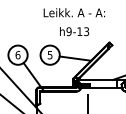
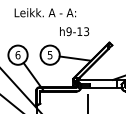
text position: (73, 12) -> (44, 12) (44, 12)
